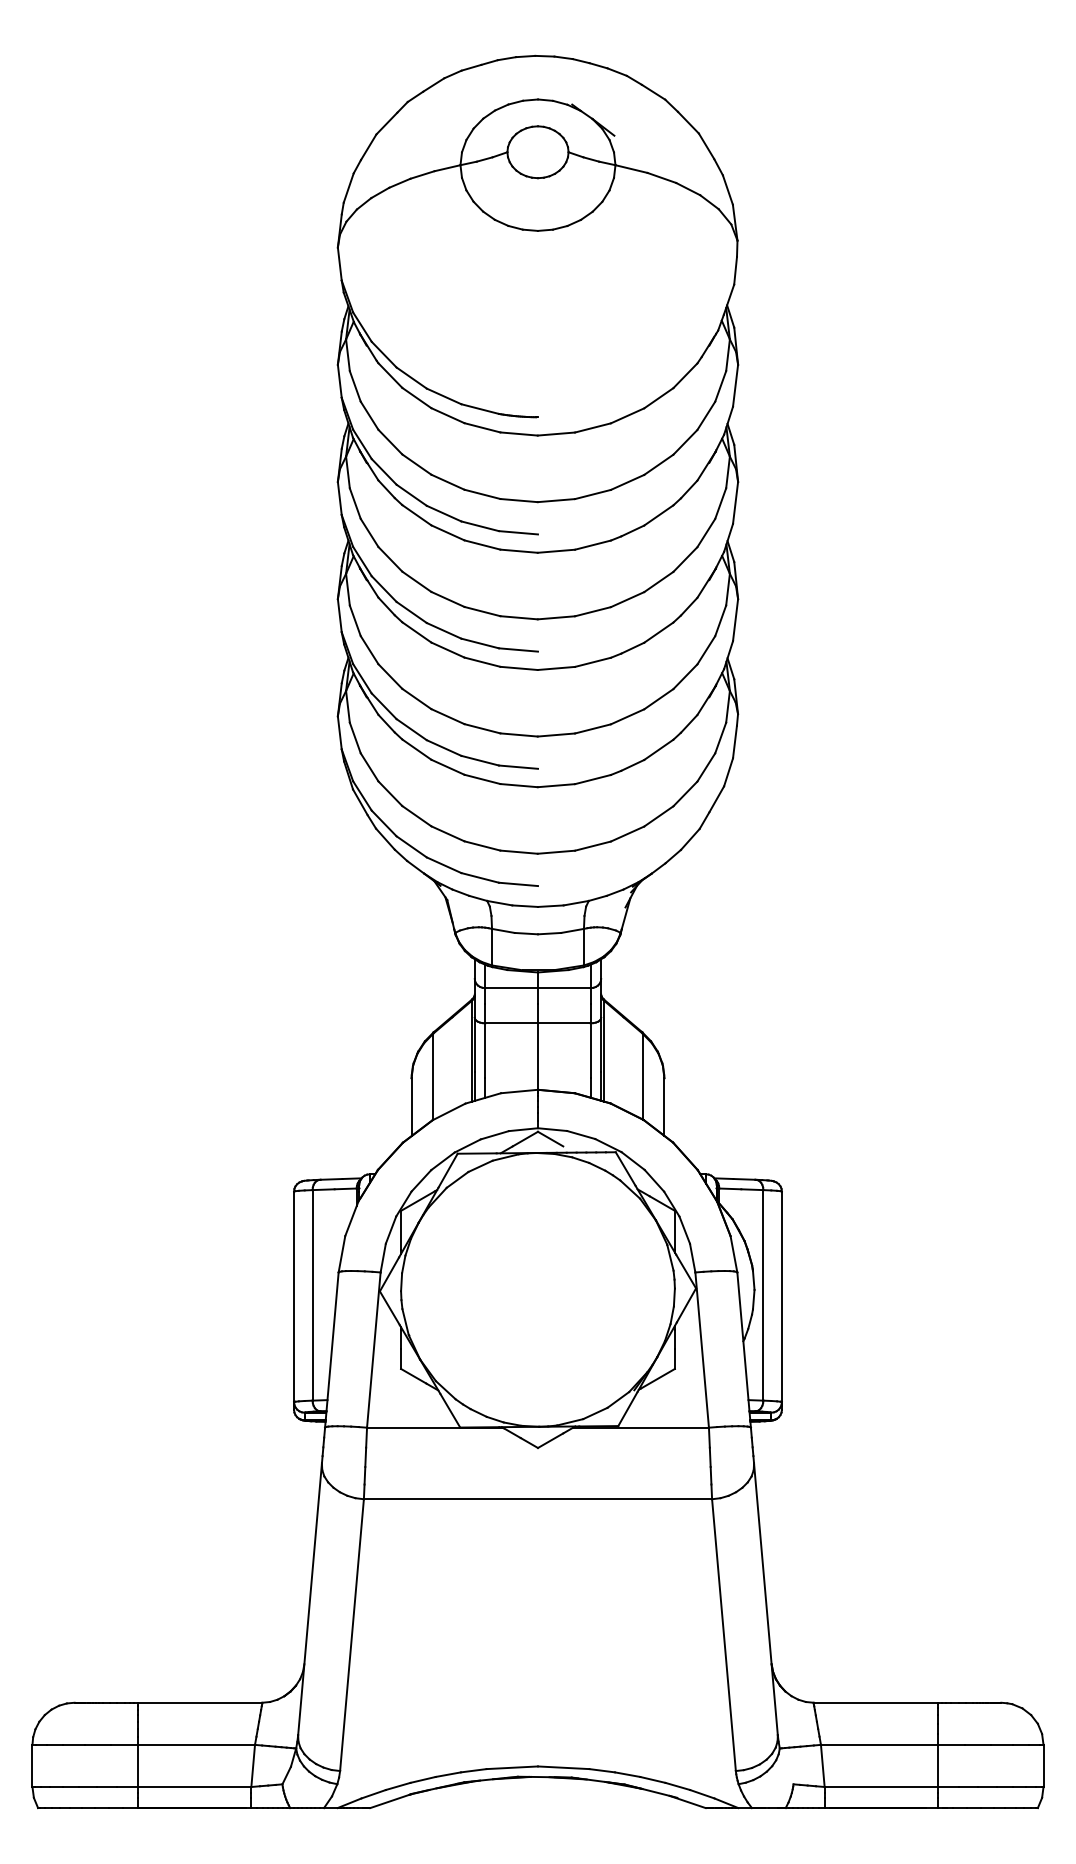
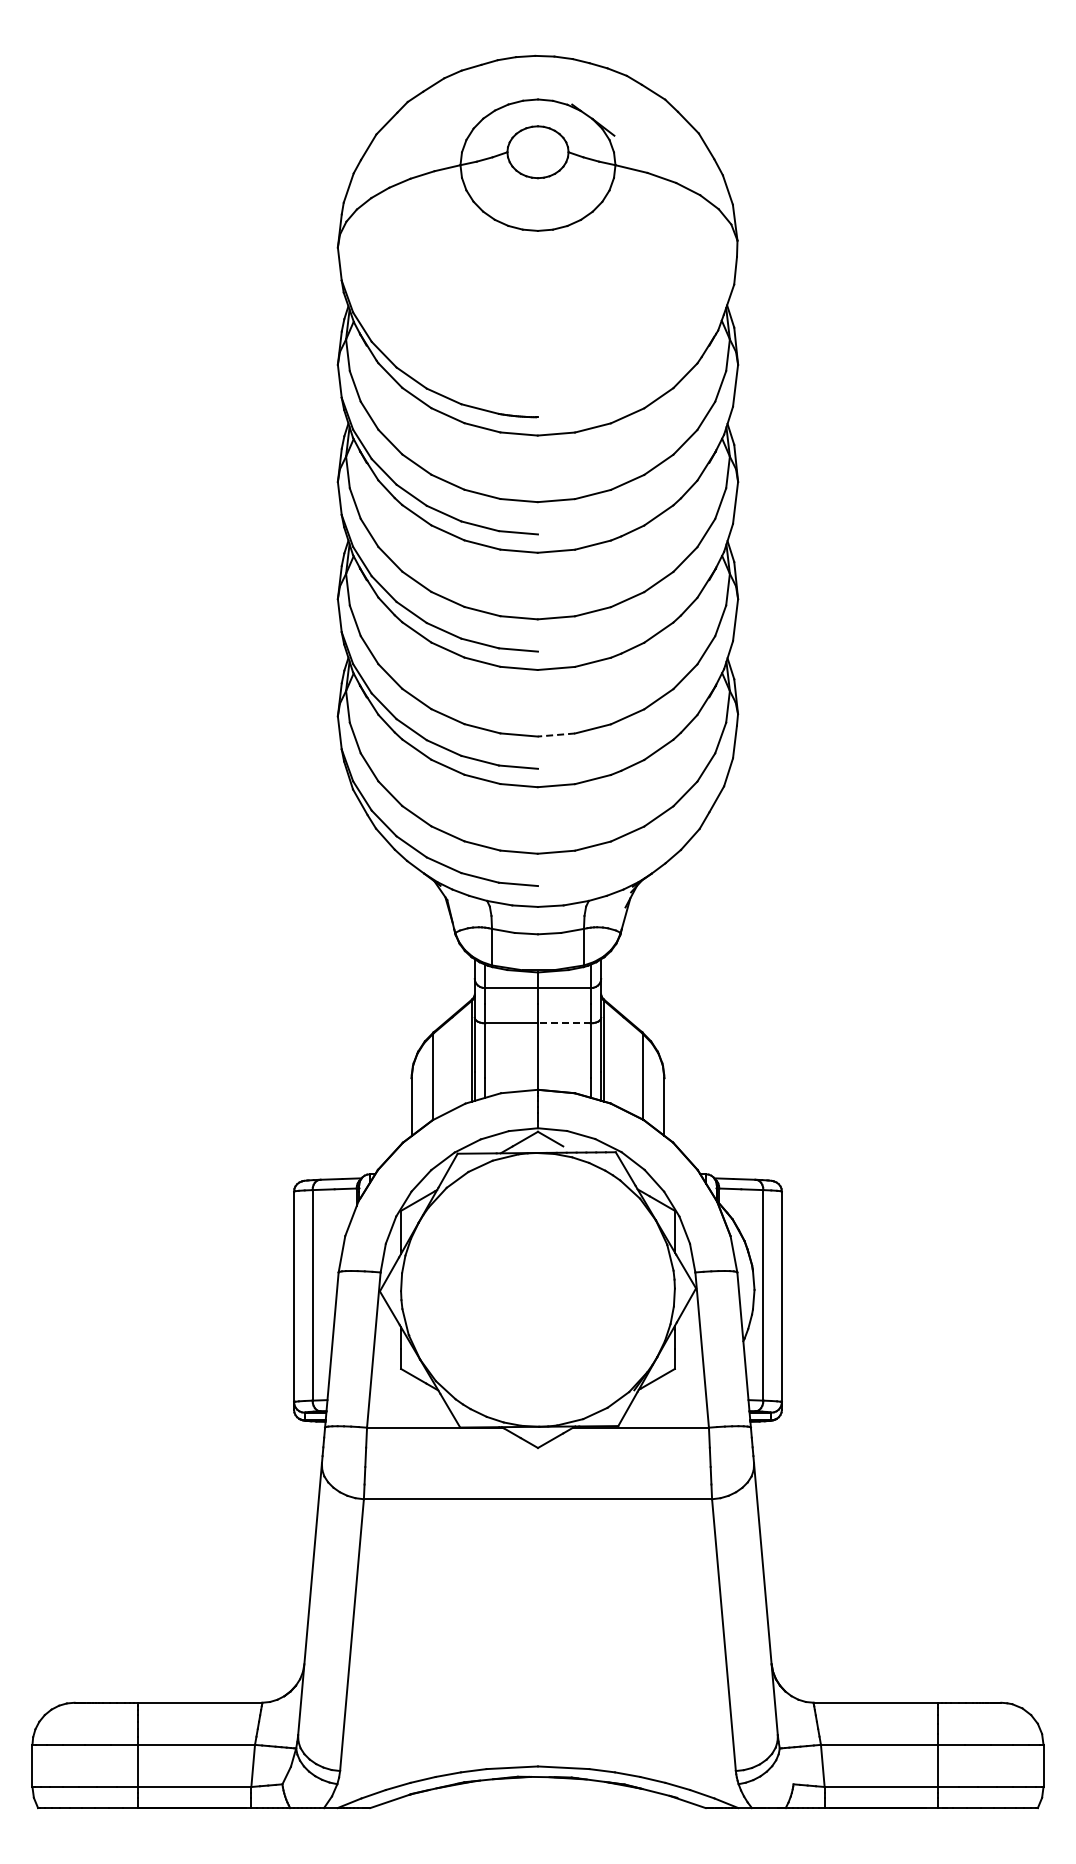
line: solid -> dashed (556, 735)
line: solid -> dashed (563, 1023)
